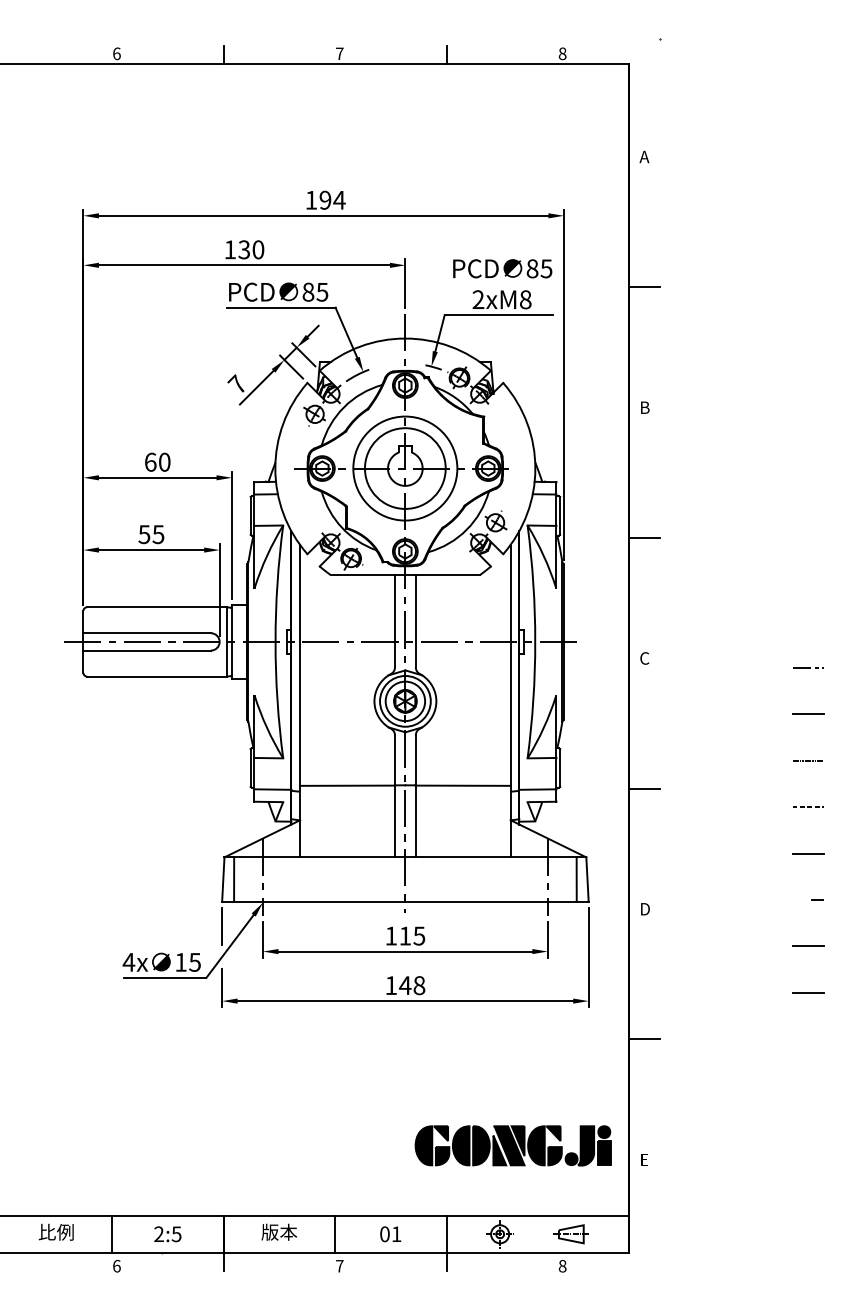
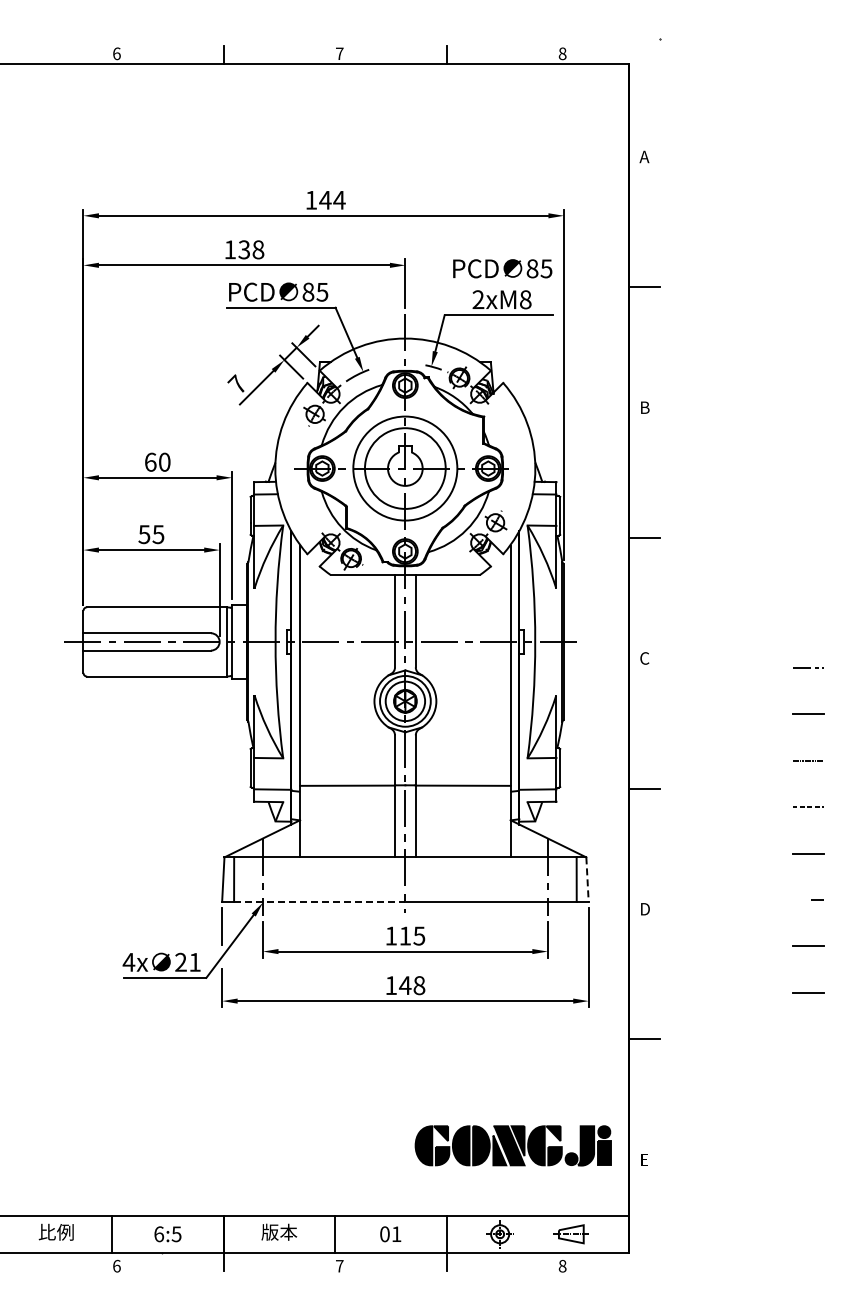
text: 194 -> 144 (325, 199)
text: 130 -> 138 (258, 249)
line: solid -> dashed (587, 880)
line: solid -> dashed (319, 901)
text: 15 -> 21 (187, 961)
text: 2:5 -> 6:5 (159, 1234)
